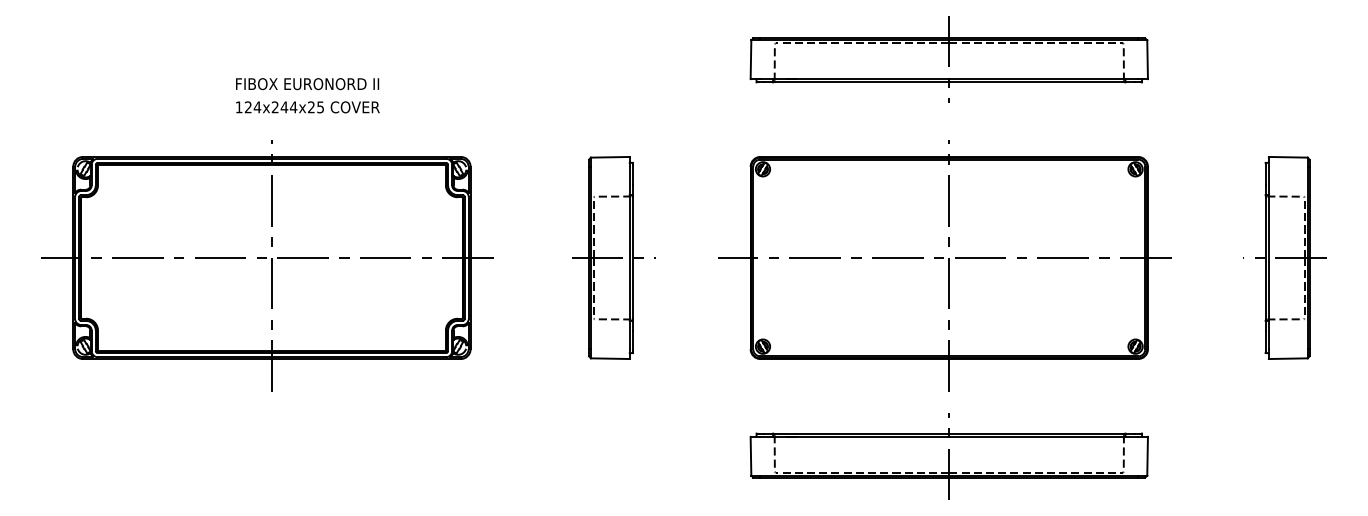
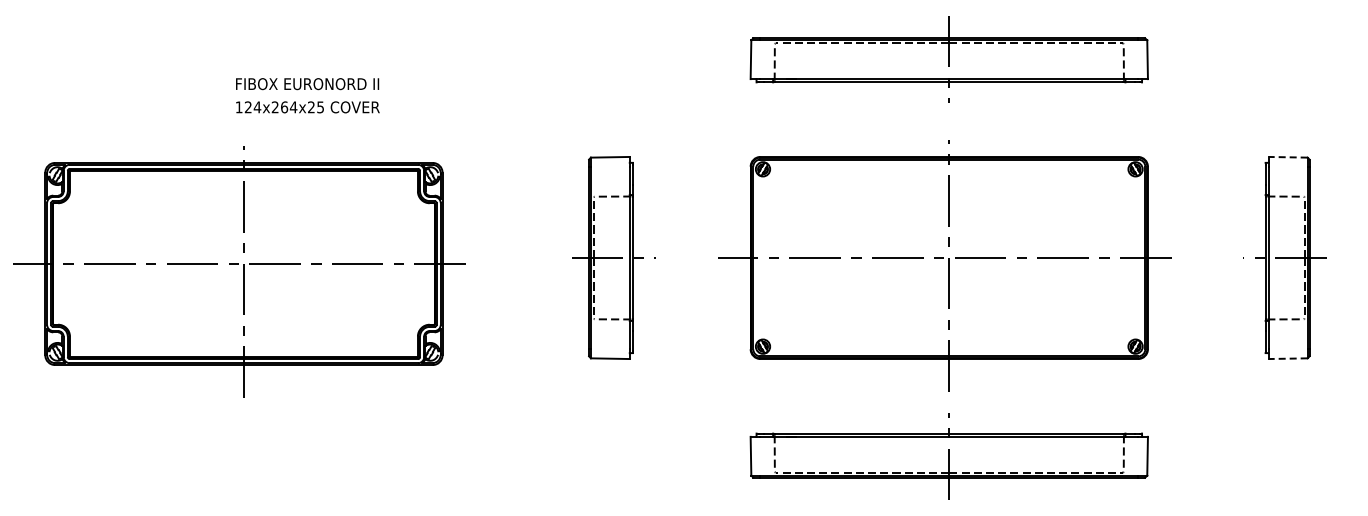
text: 124x244x25 -> 124x264x25 (284, 107)
line: solid -> dashed (1287, 157)
part position: (267, 265) -> (239, 271) (239, 271)
line: solid -> dashed (1287, 358)
